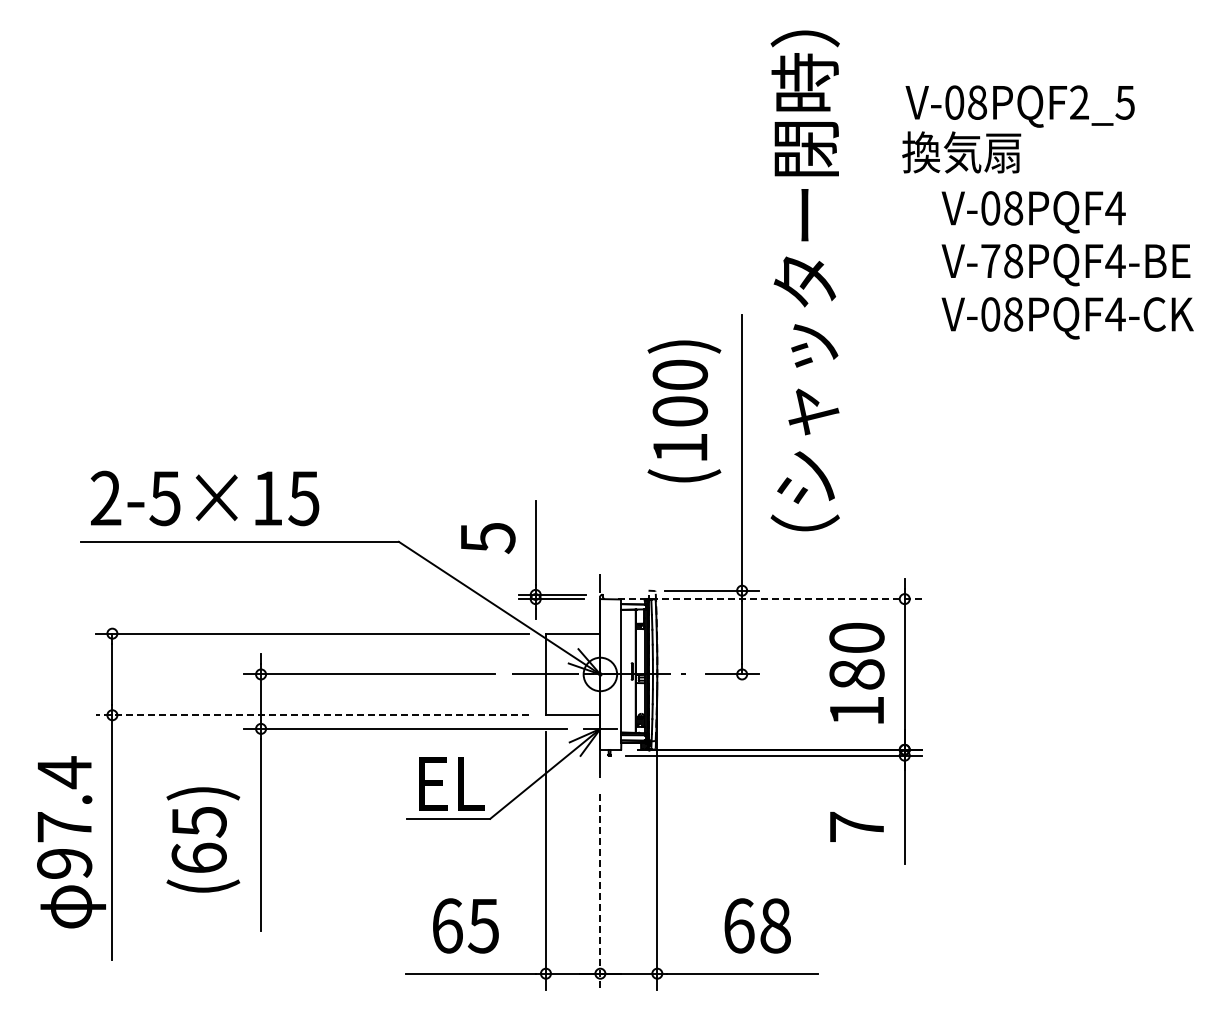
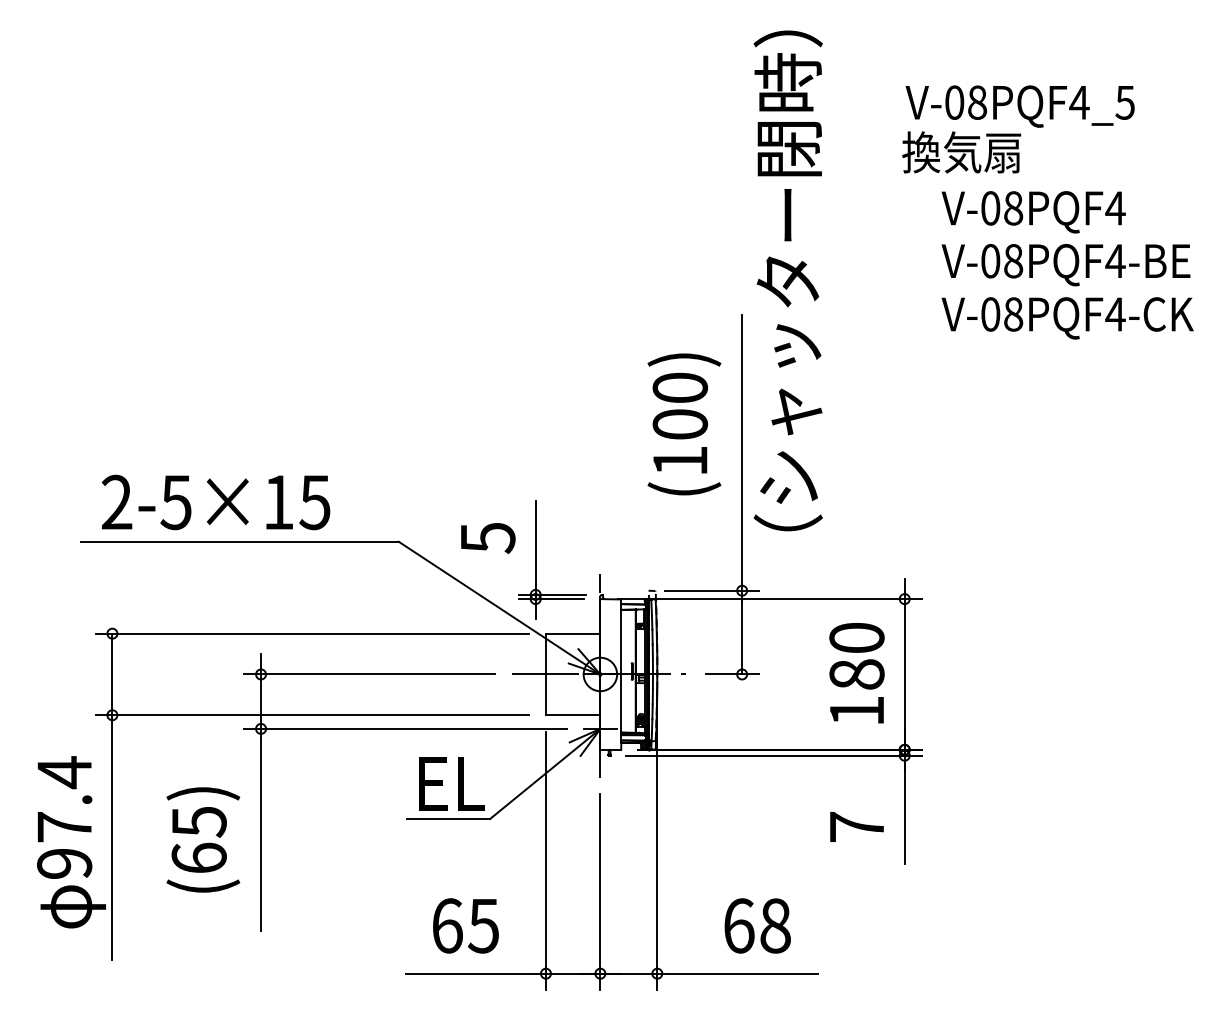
text: V-08PQF2_5 -> V-08PQF4_5 (1079, 102)
text: V-78PQF4-BE -> V-08PQF4-BE (990, 261)
text position: (804, 280) -> (787, 280) (787, 280)
text position: (684, 411) -> (684, 424) (684, 424)
text position: (204, 498) -> (215, 502) (215, 502)
line: dashed -> solid (769, 599)
line: dashed -> solid (312, 715)
line: dashed -> solid (600, 892)
